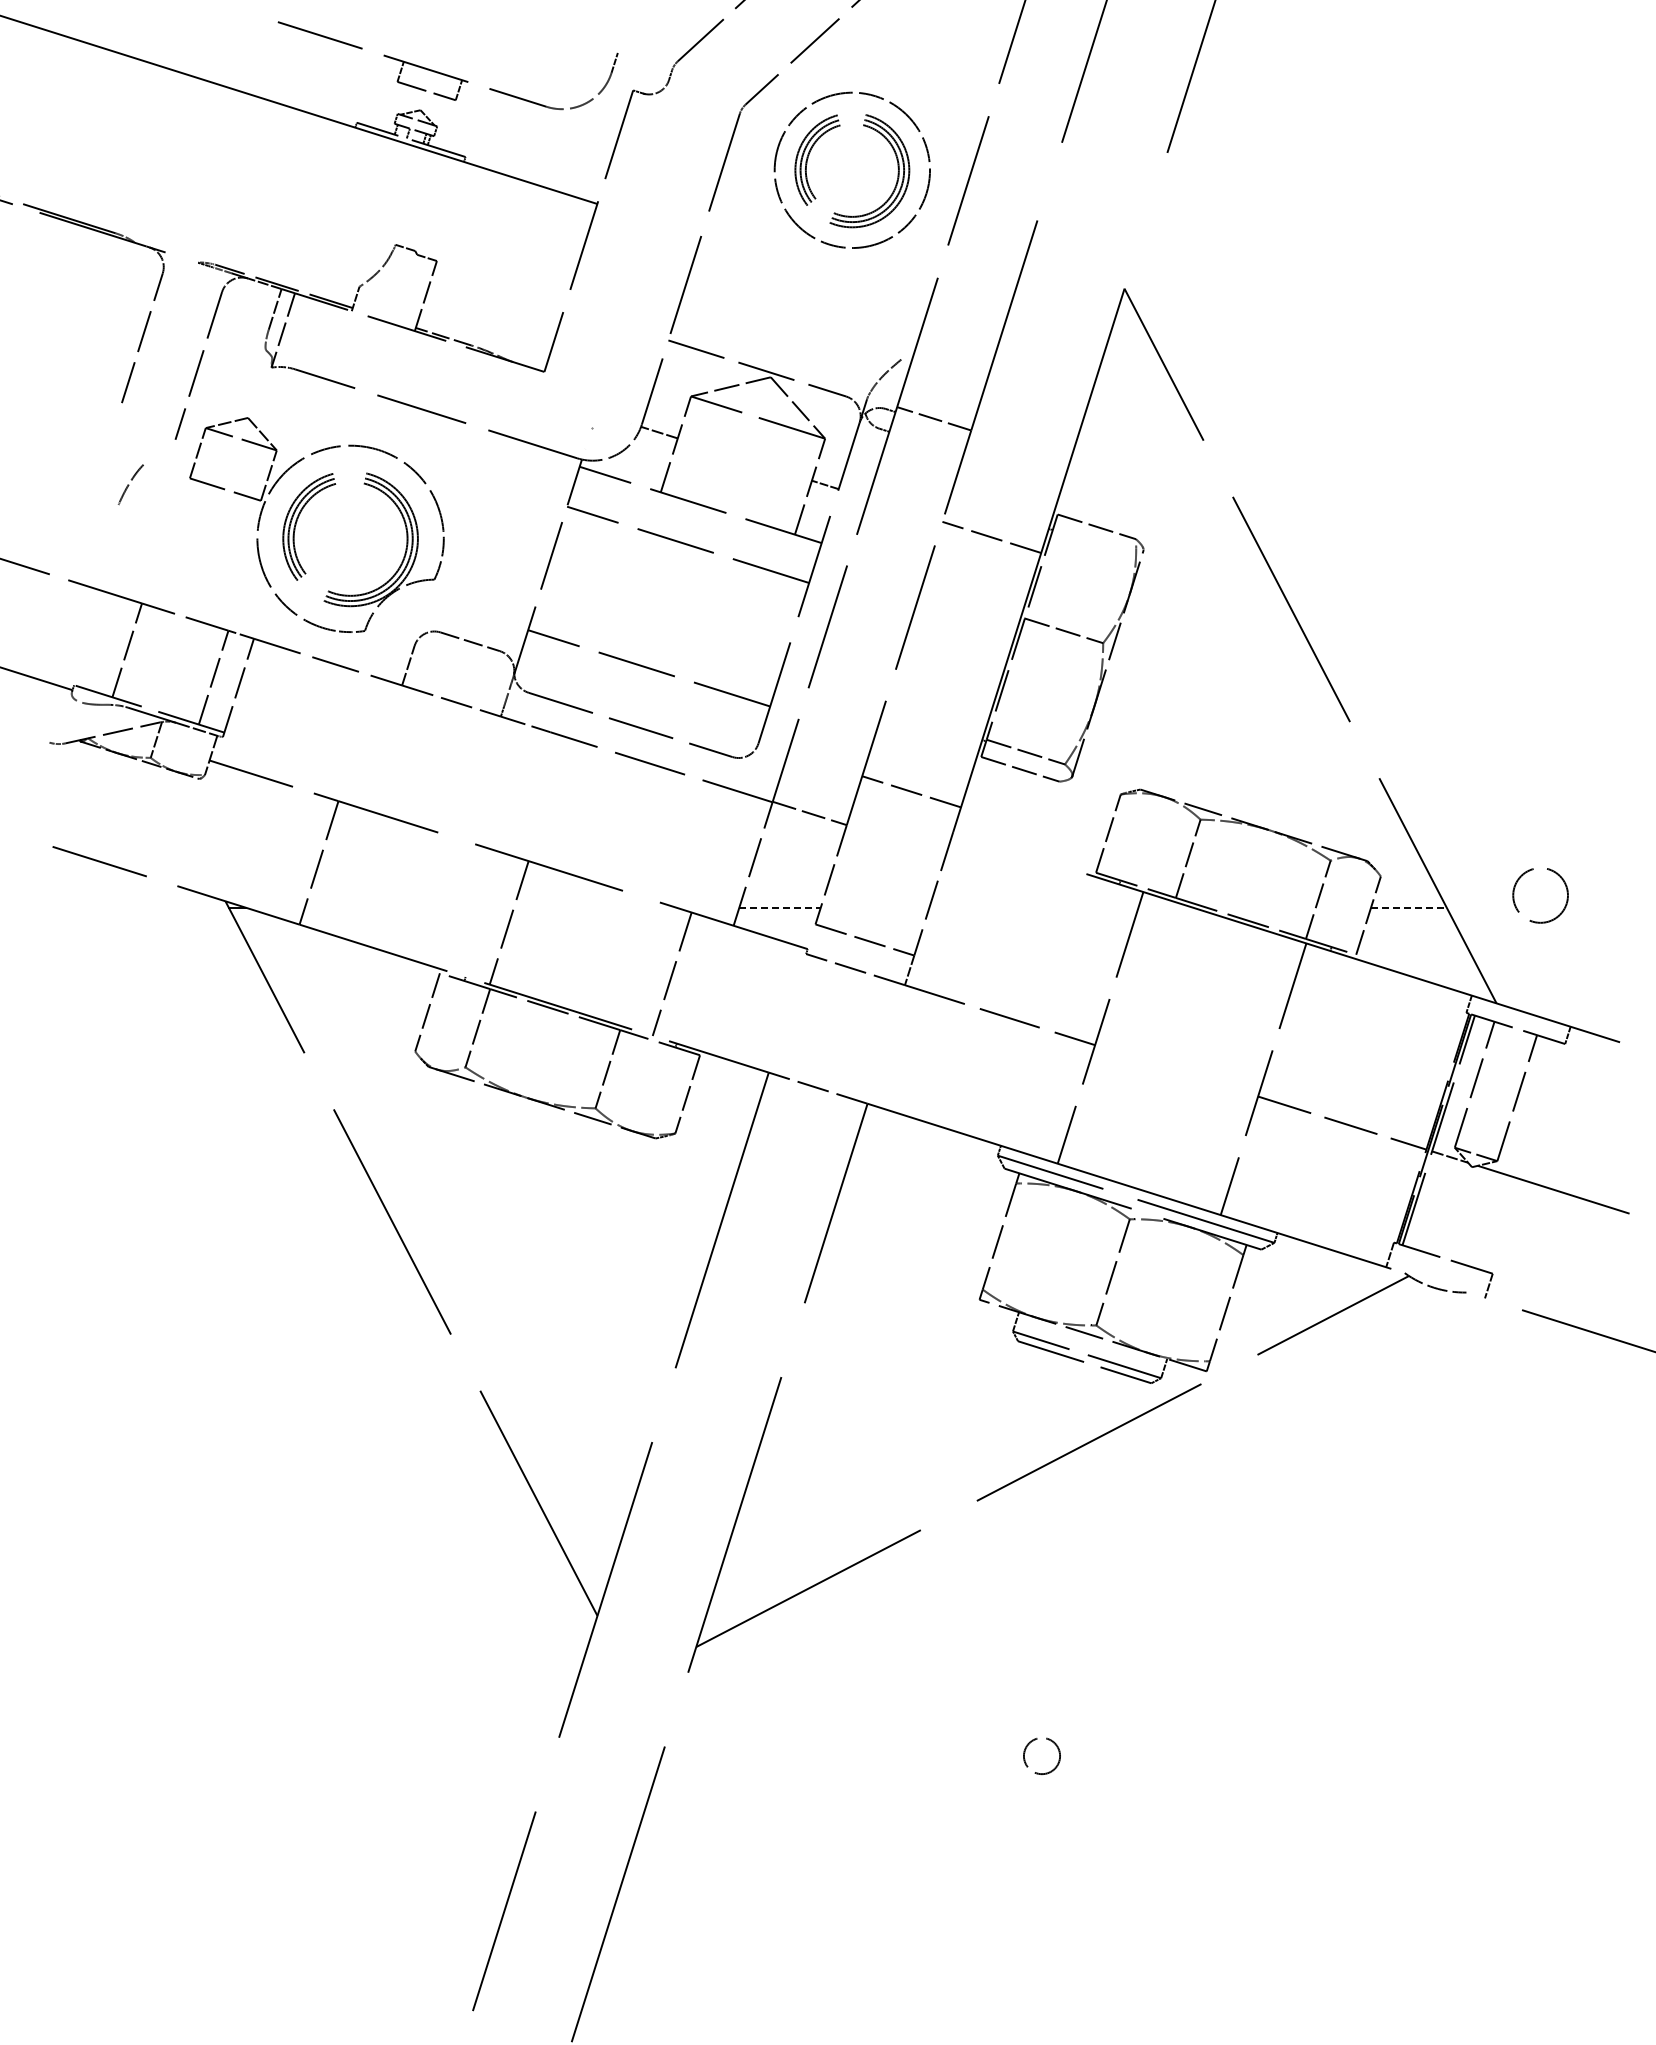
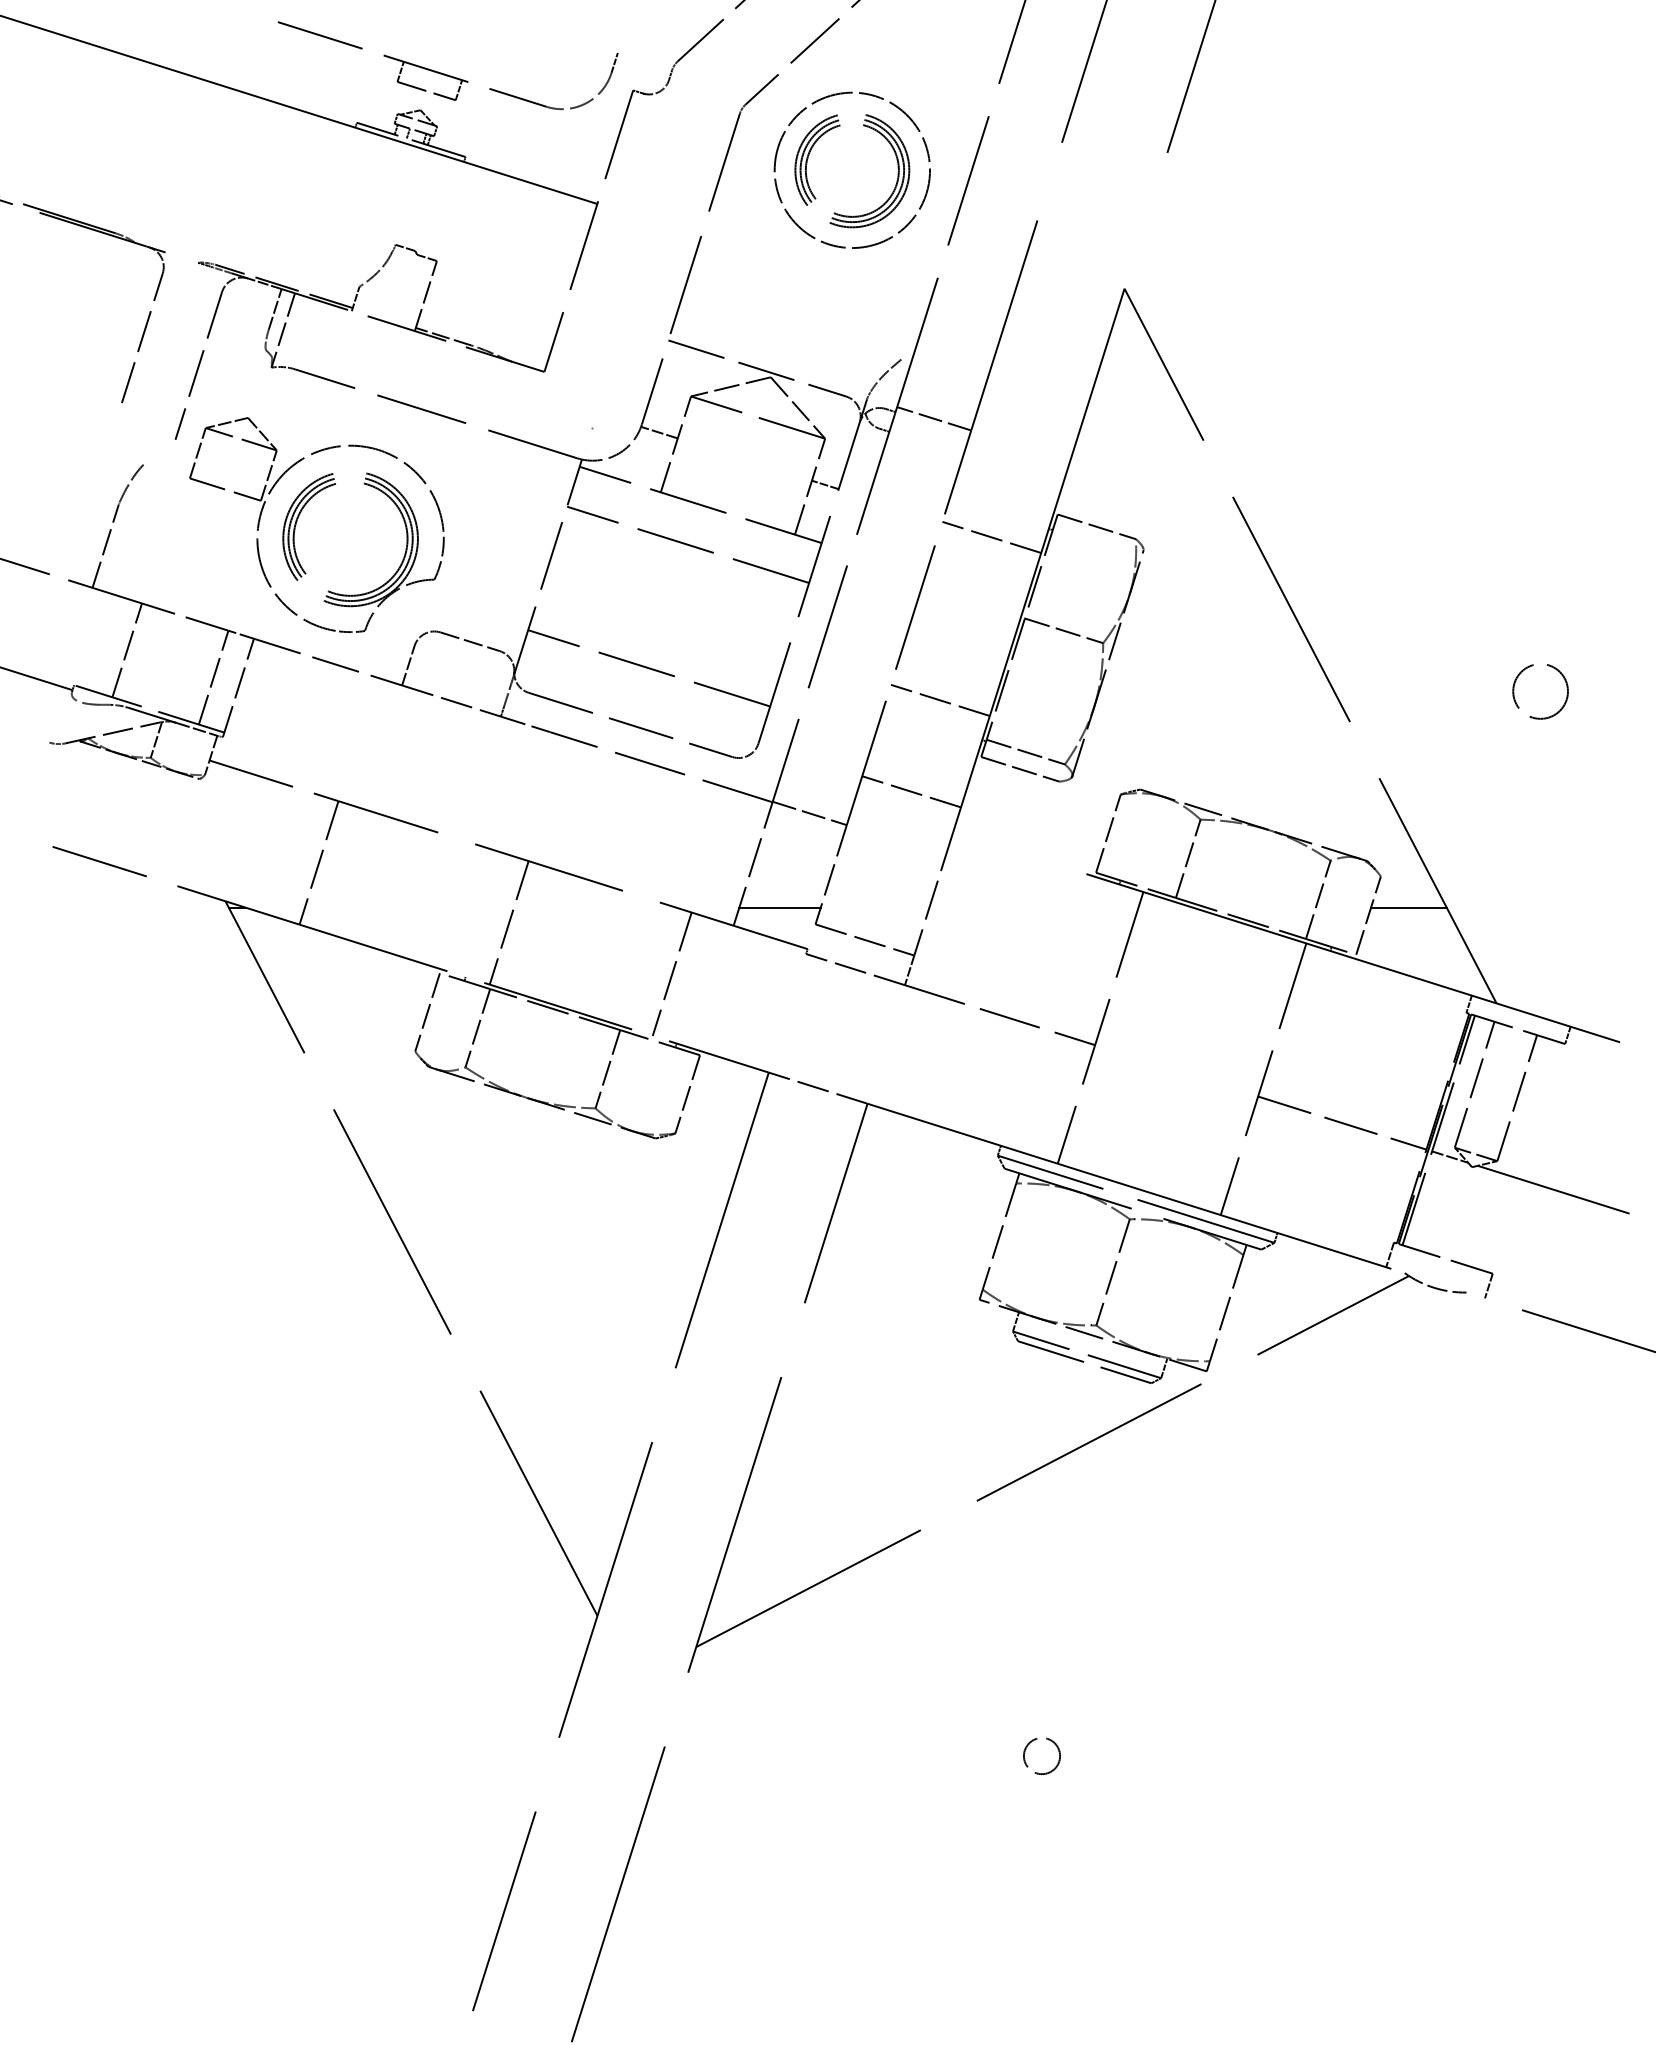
line: none -> present (105, 546)
line: none -> present (940, 700)
circle position: (1540, 895) -> (1540, 691) (1540, 691)
line: dashed -> solid (780, 907)
line: dashed -> solid (1408, 907)
